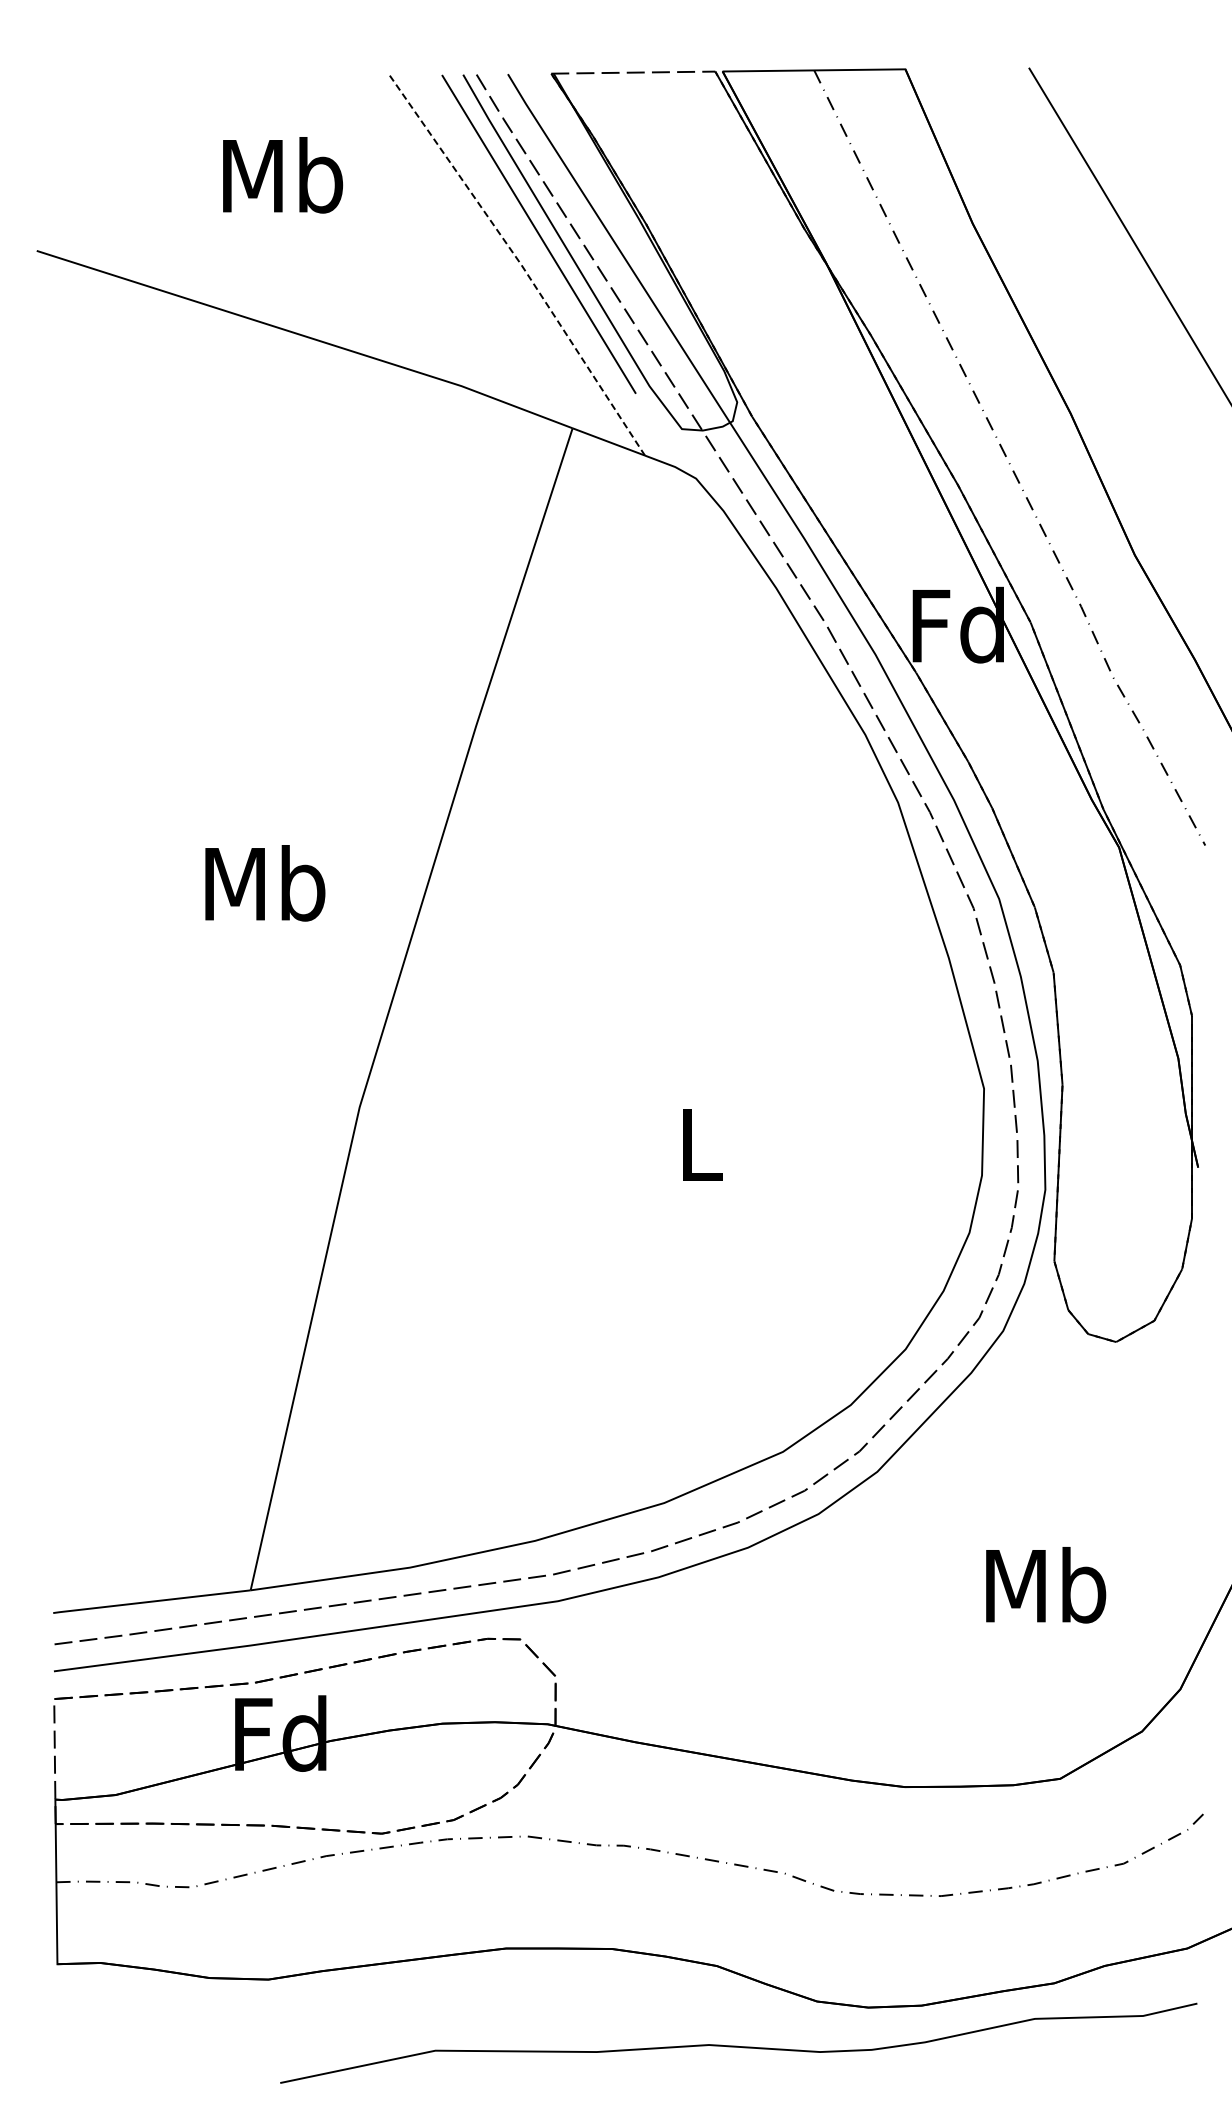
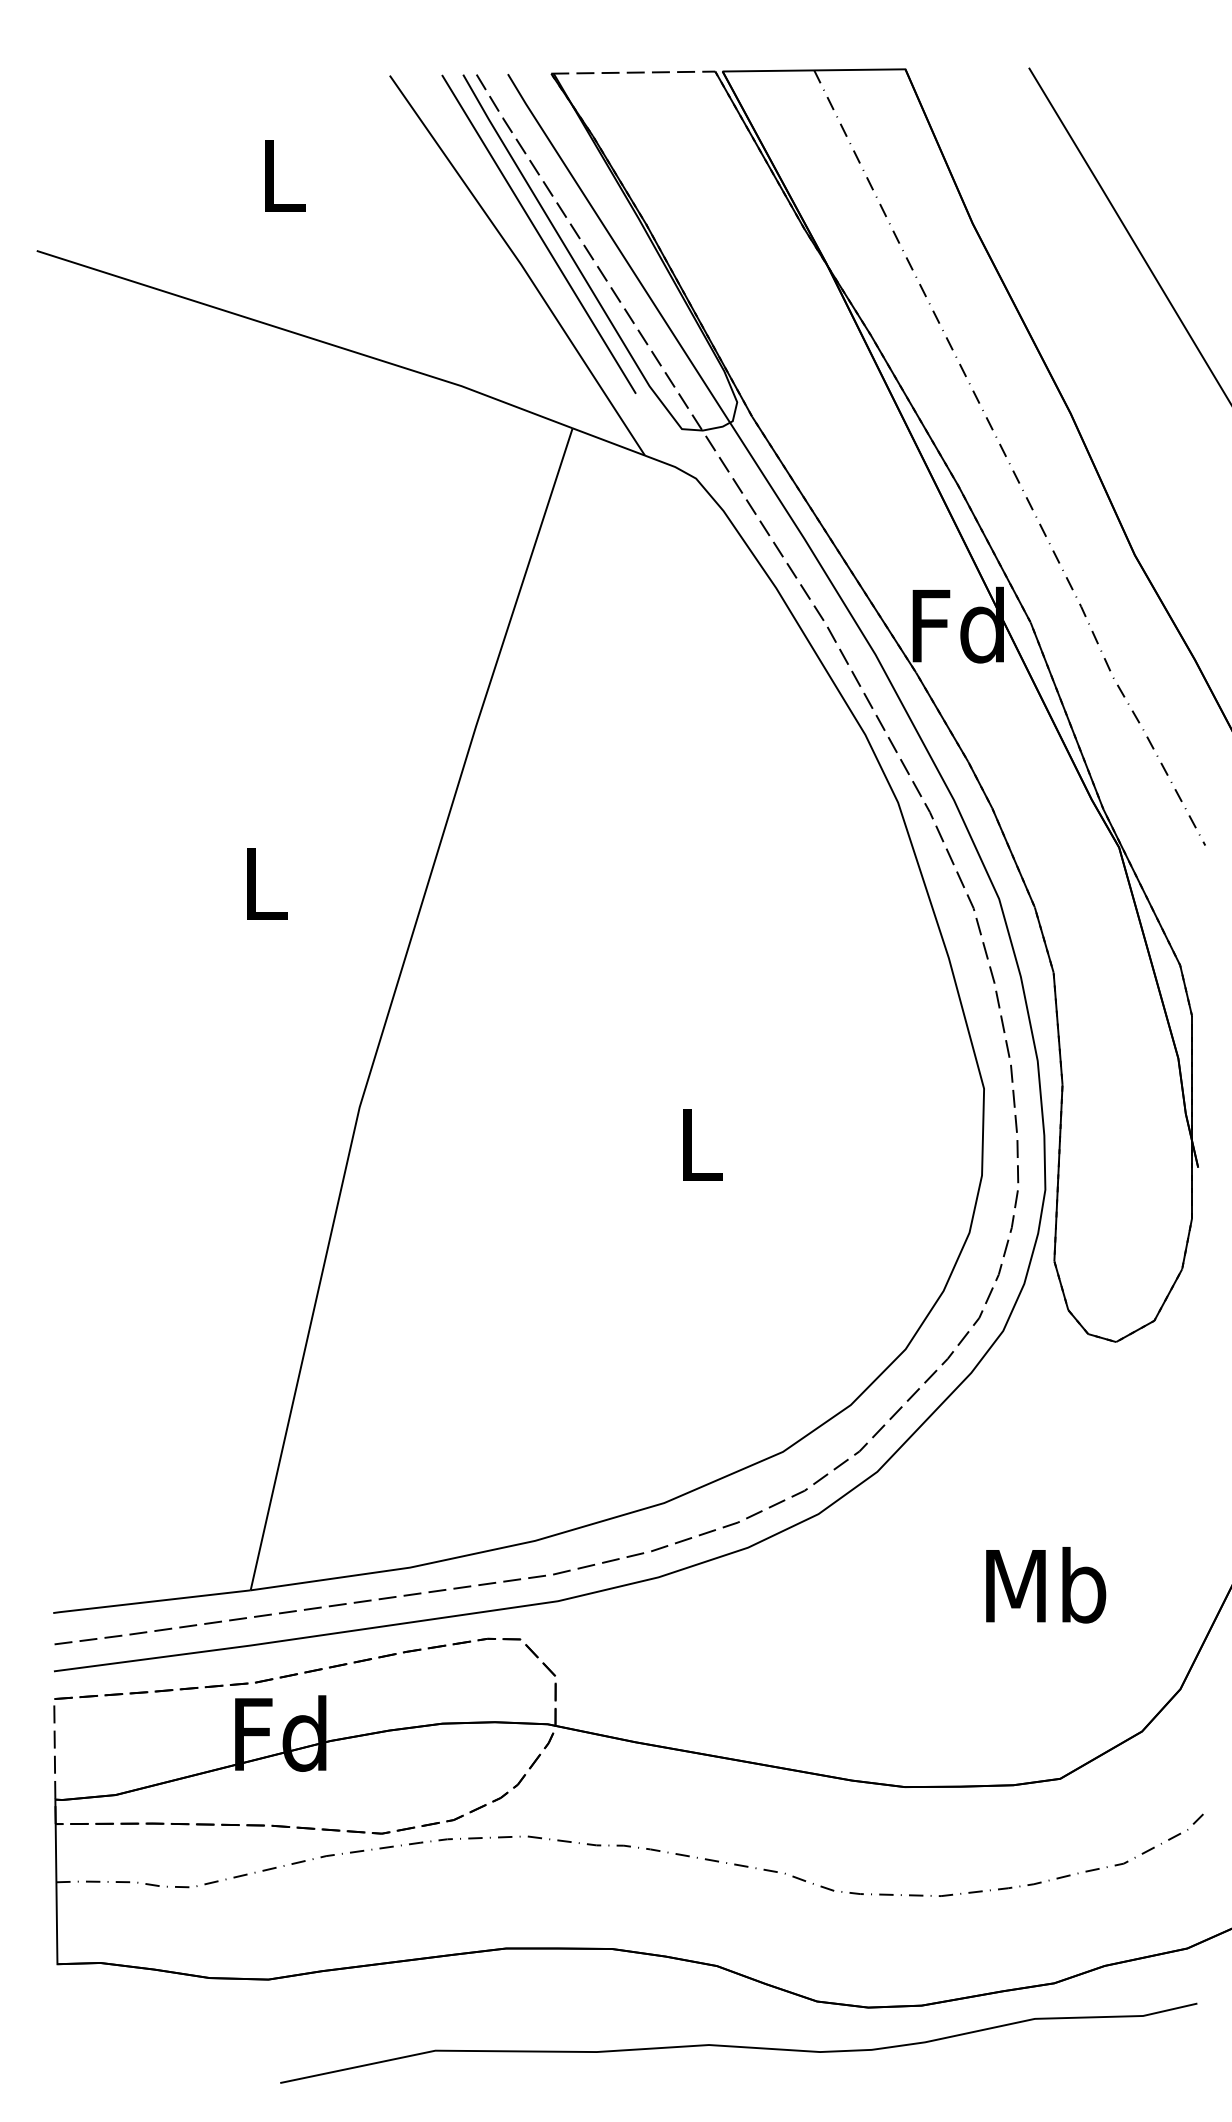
text: Mb -> L (283, 175)
line: dashed -> solid (520, 263)
text: Mb -> L (265, 883)
